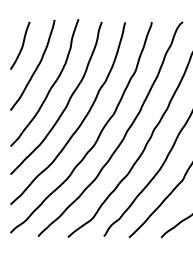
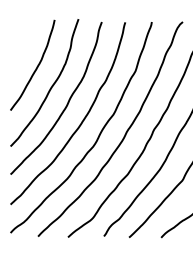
curve: present -> none (21, 46)
